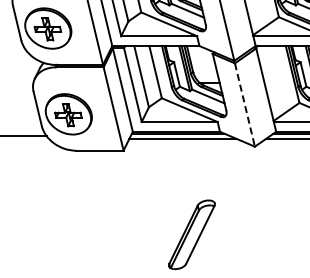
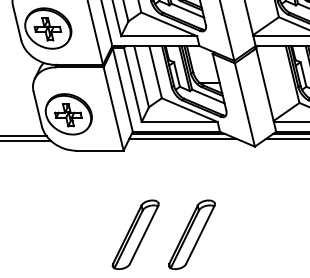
line: dashed -> solid (244, 105)
line: none -> present (26, 140)
part: none -> present (135, 234)
